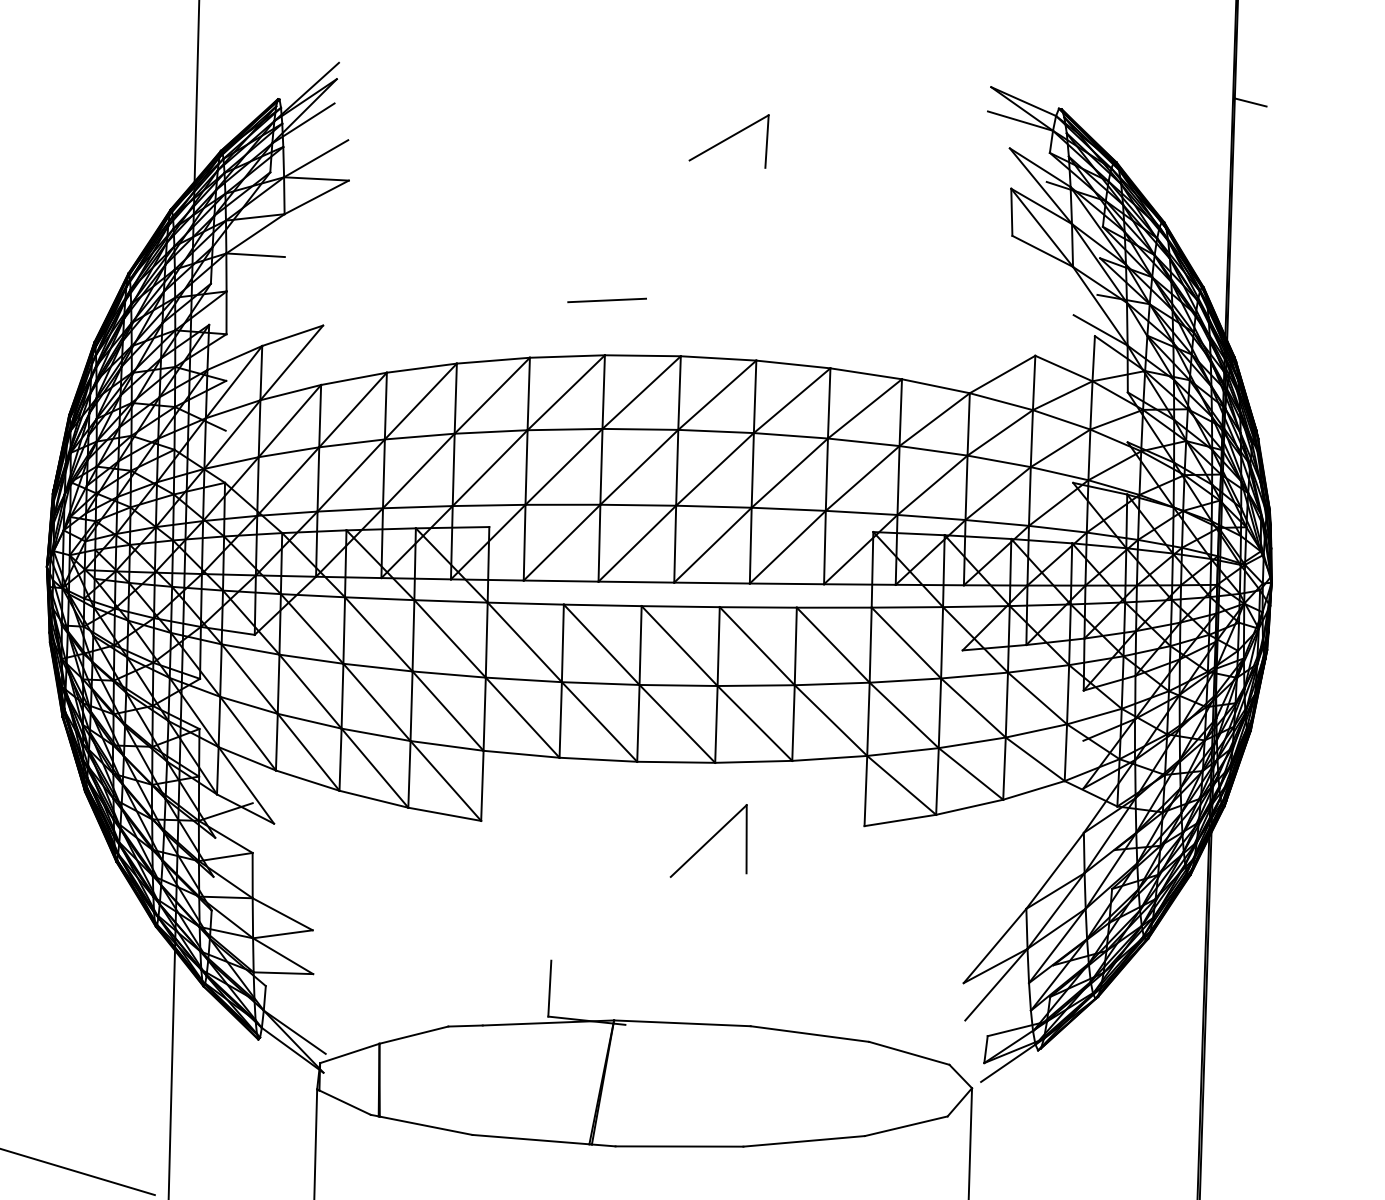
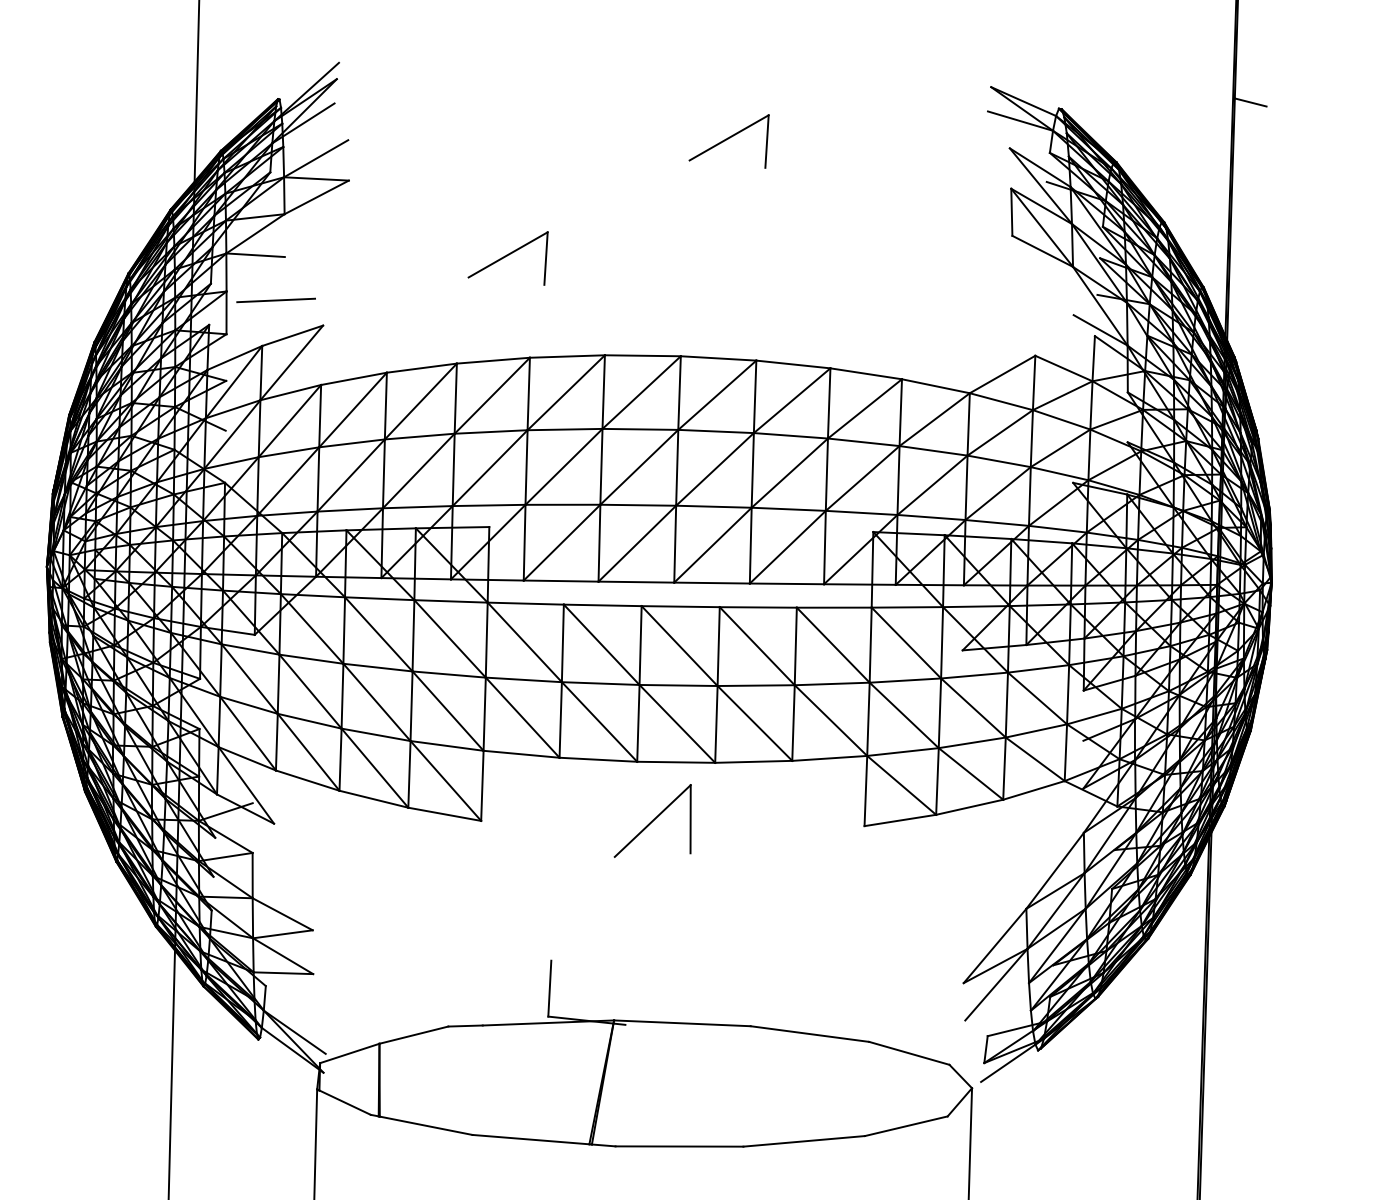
part: none -> present (507, 258)
line position: (606, 300) -> (275, 300) (275, 300)
part position: (708, 840) -> (652, 820) (652, 820)
line: present -> none (78, 1172)
